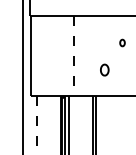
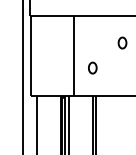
part size: 7x10 px -> 11x14 px (122, 42)
line: dashed -> solid (73, 56)
part position: (104, 69) -> (92, 67) (92, 67)
line: dashed -> solid (36, 125)
